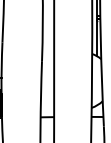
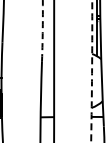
arc: solid -> dashed (42, 29)
arc: solid -> dashed (92, 71)
